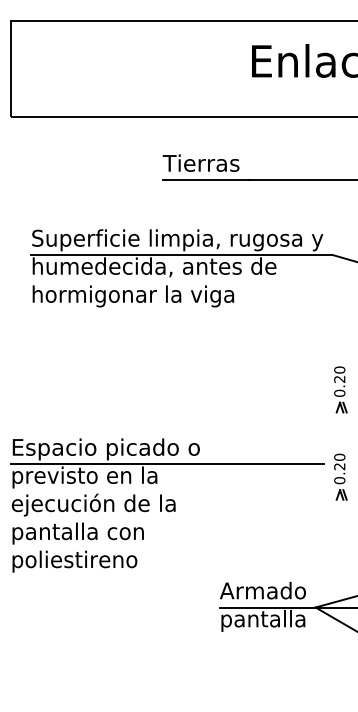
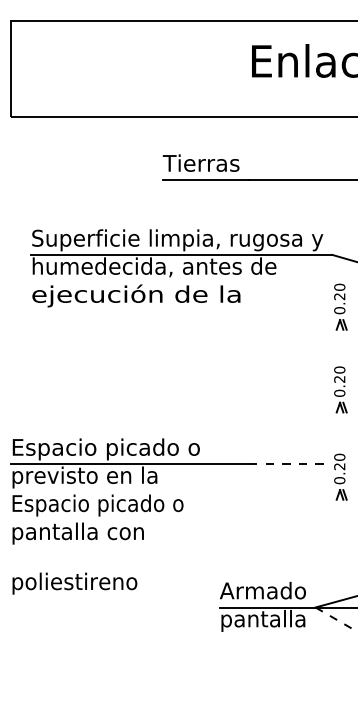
text: hormigonar la viga -> ejecución de la (136, 295)
part: none -> present (340, 306)
line: solid -> dashed (286, 464)
text: ejecución de la -> Espacio picado o (97, 504)
text position: (74, 561) -> (74, 583) (74, 583)
line: solid -> dashed (337, 620)
